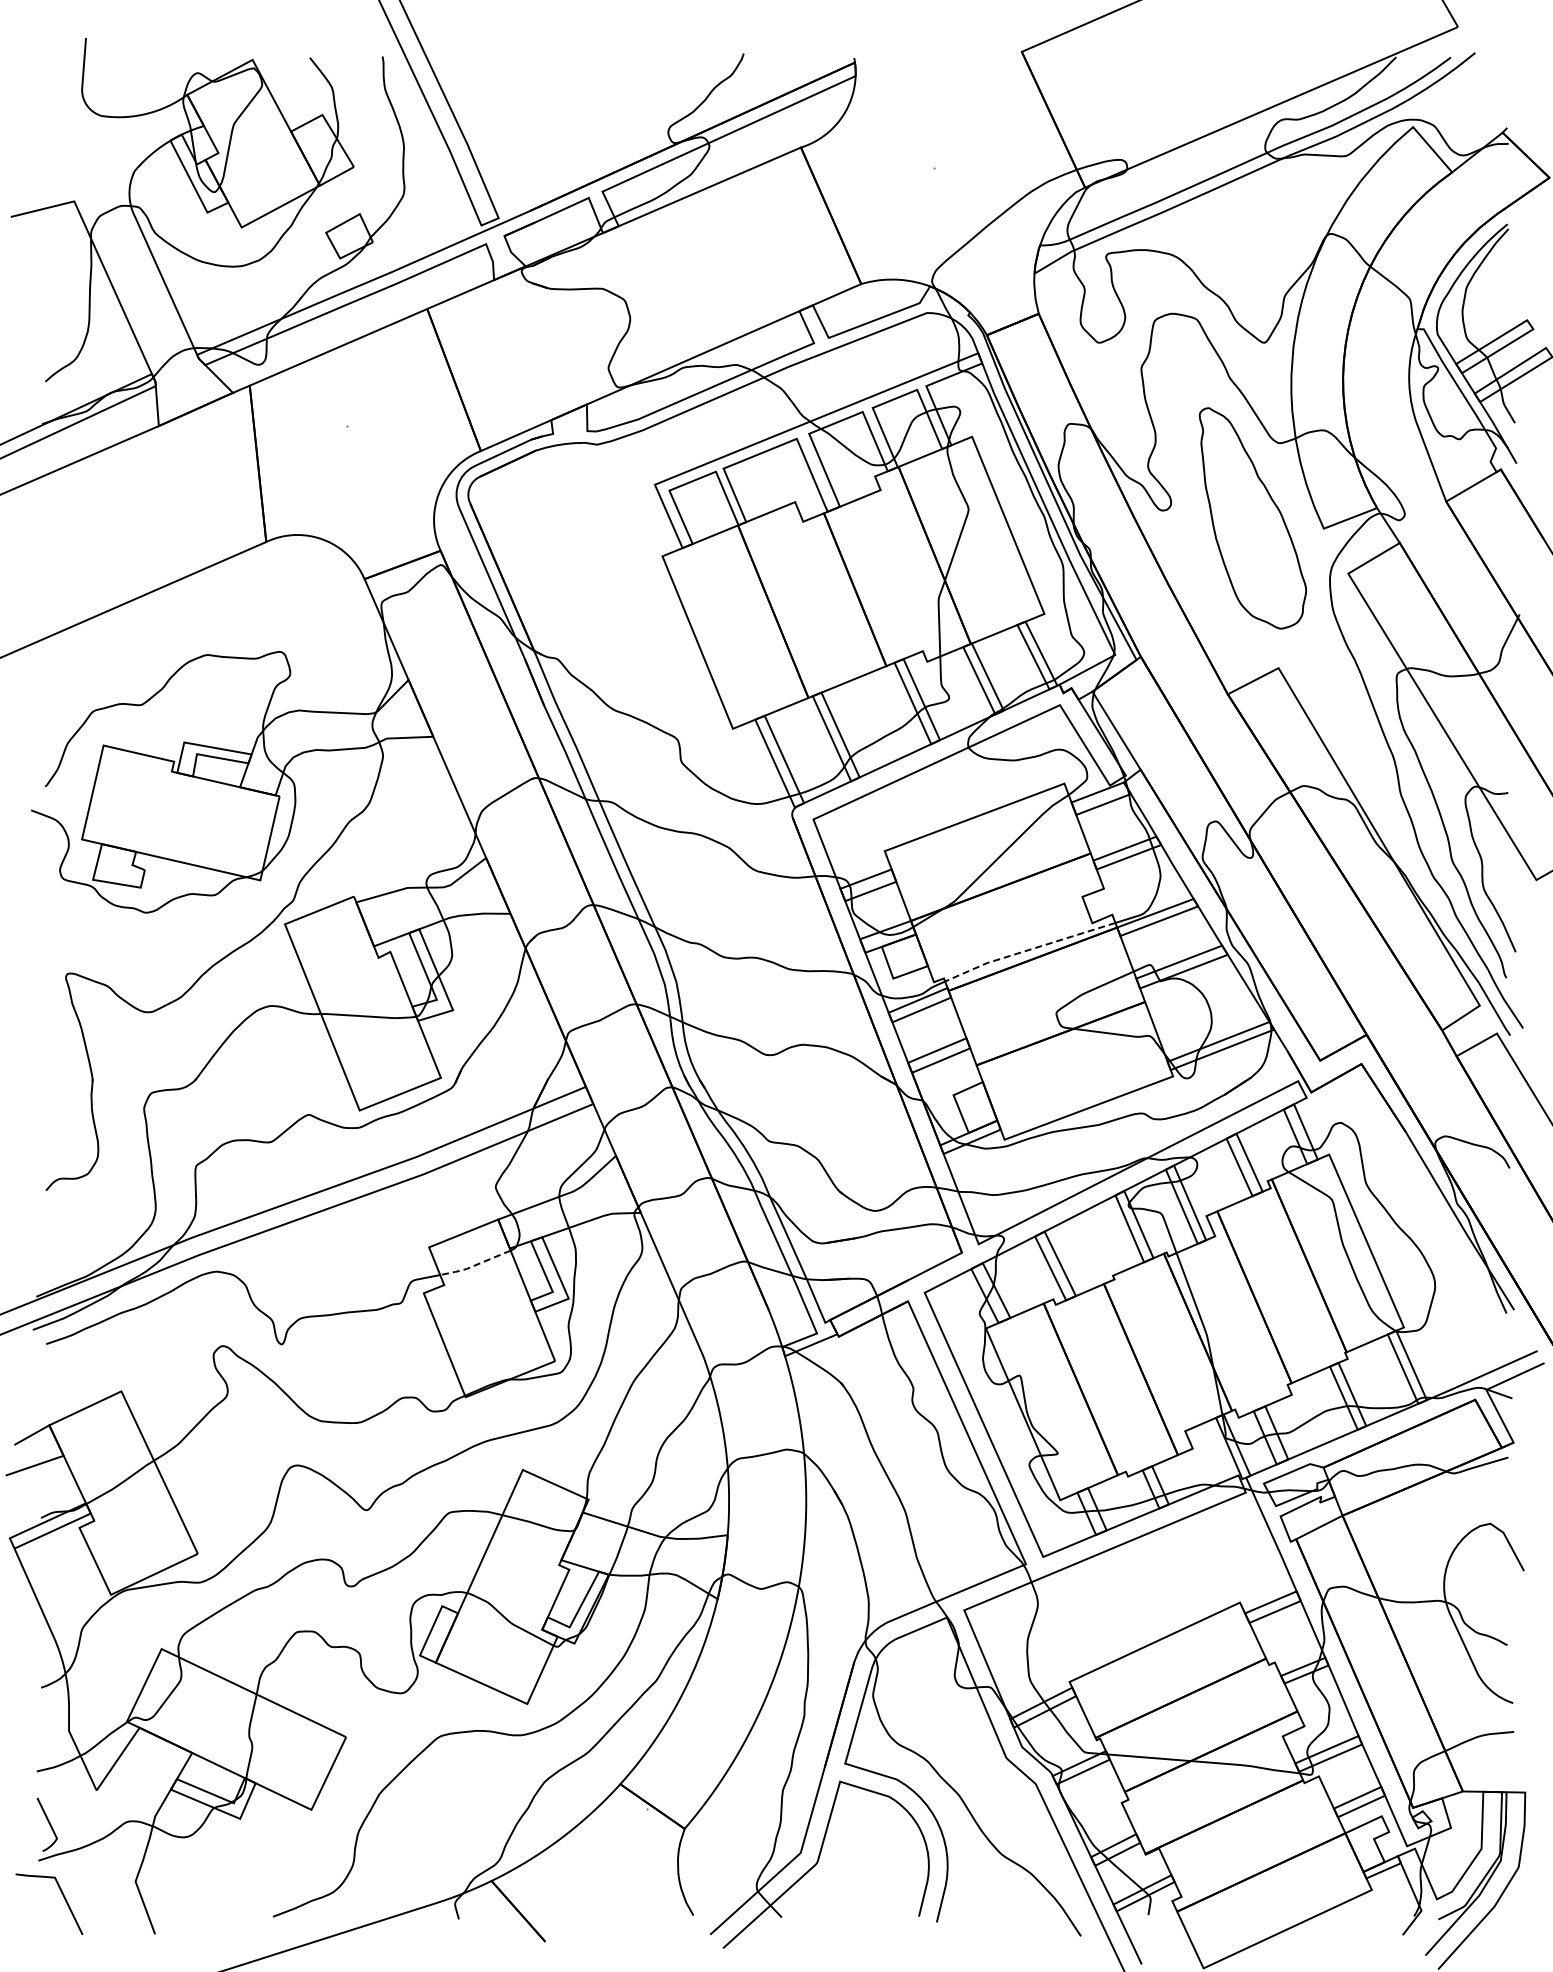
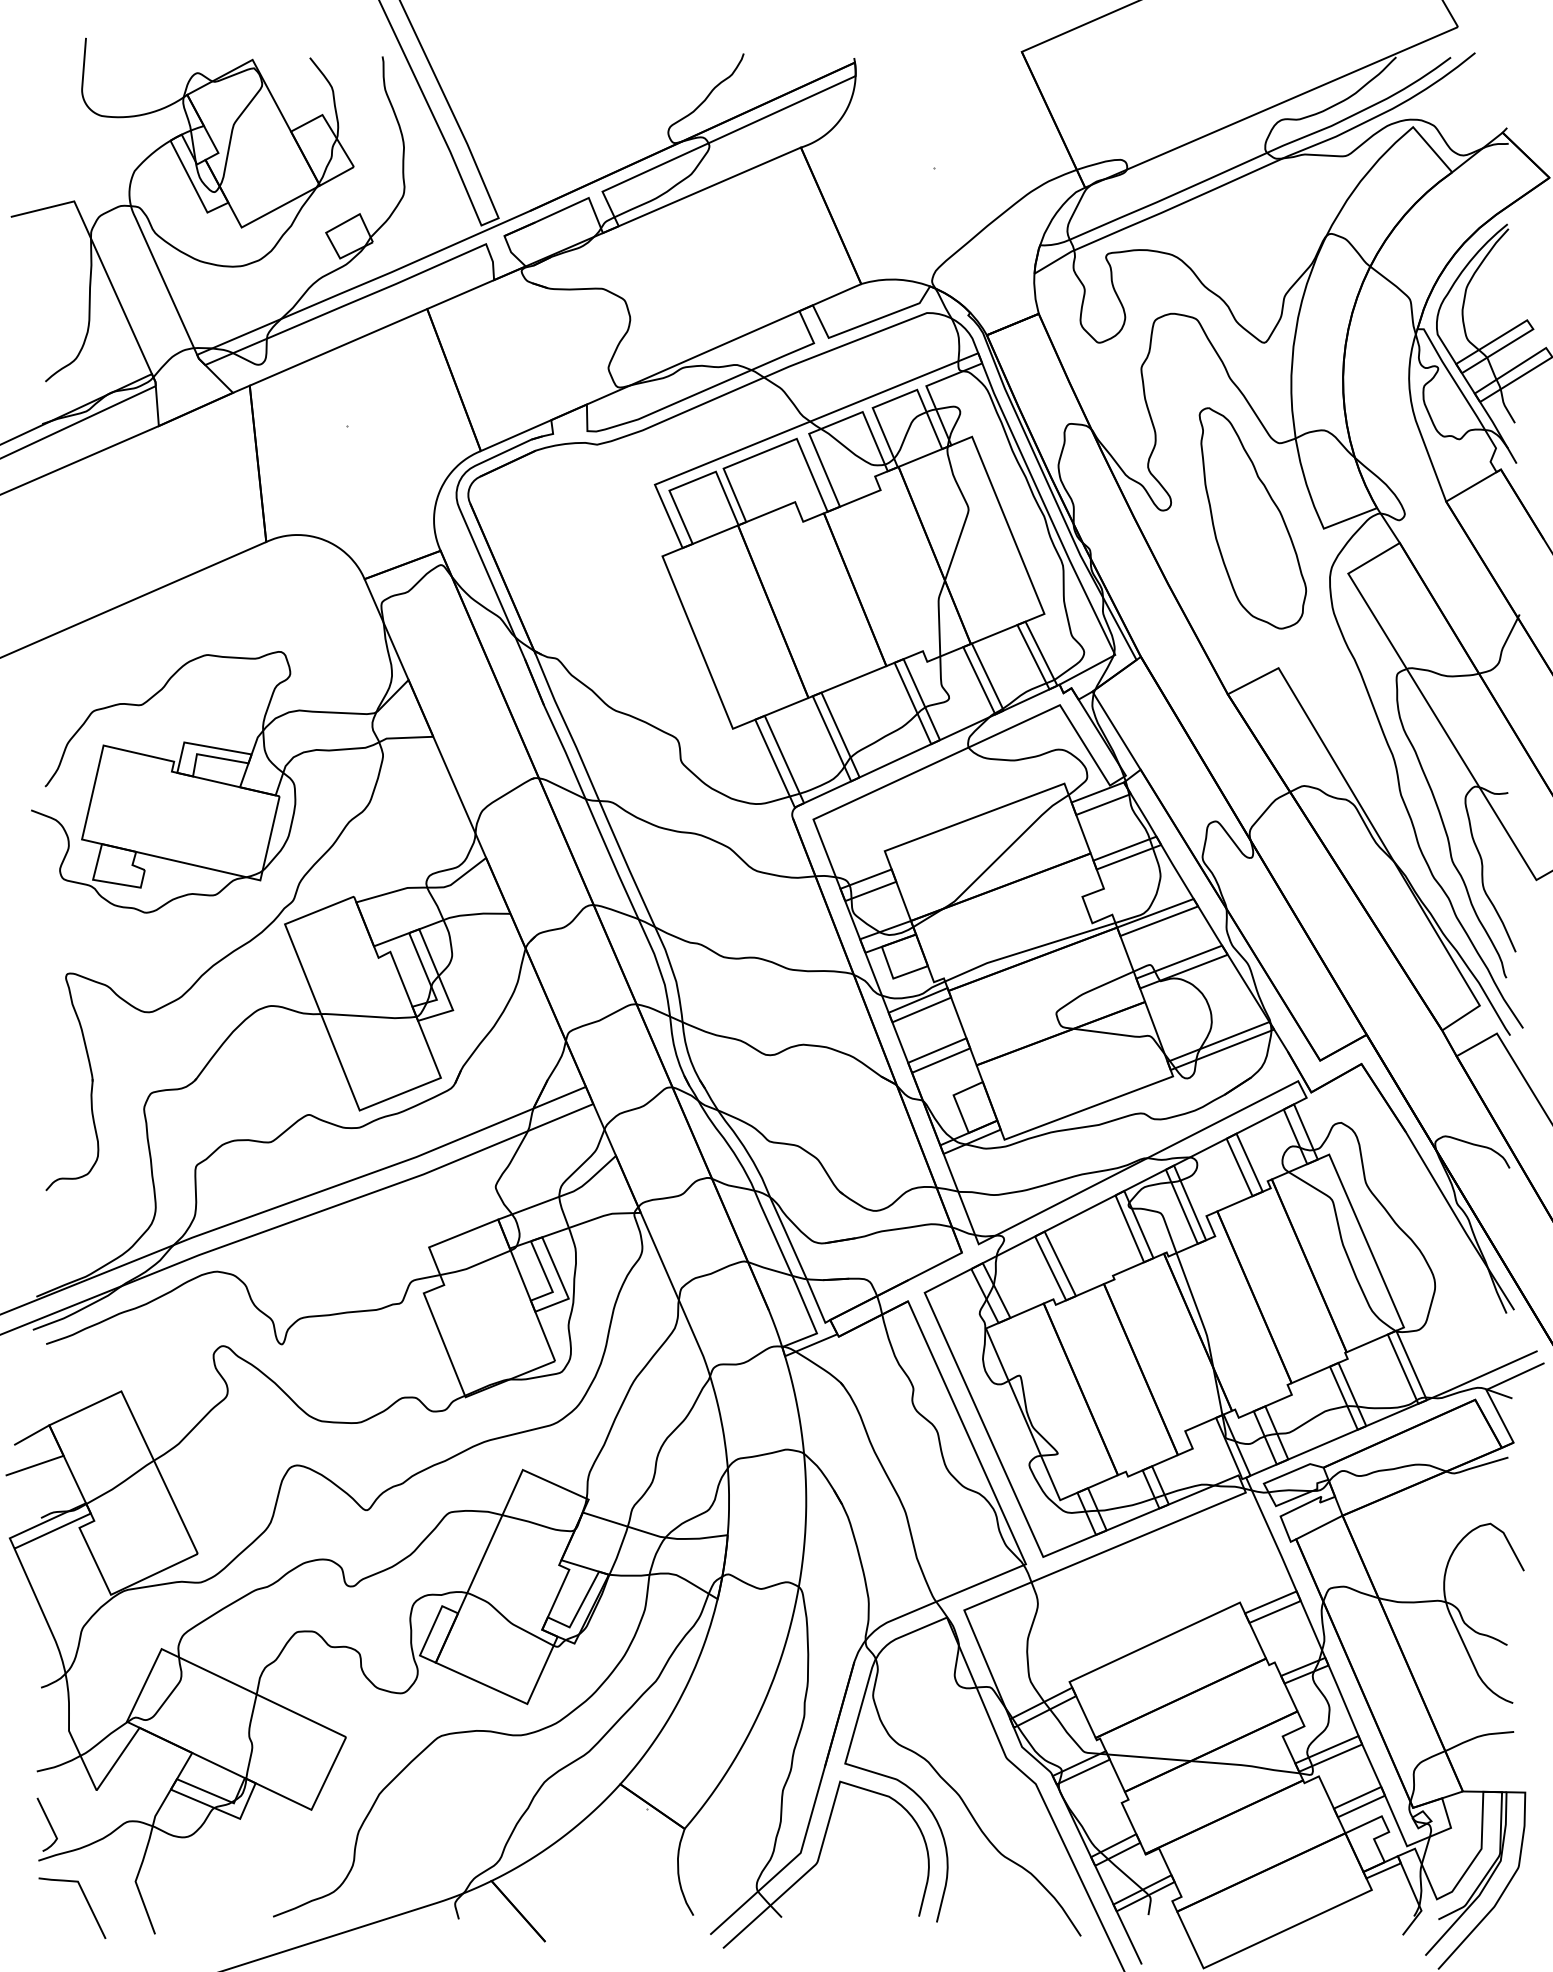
line: dashed -> solid (1028, 950)
line: dashed -> solid (474, 1265)
curve position: (63, 1897) -> (86, 1901) (86, 1901)
